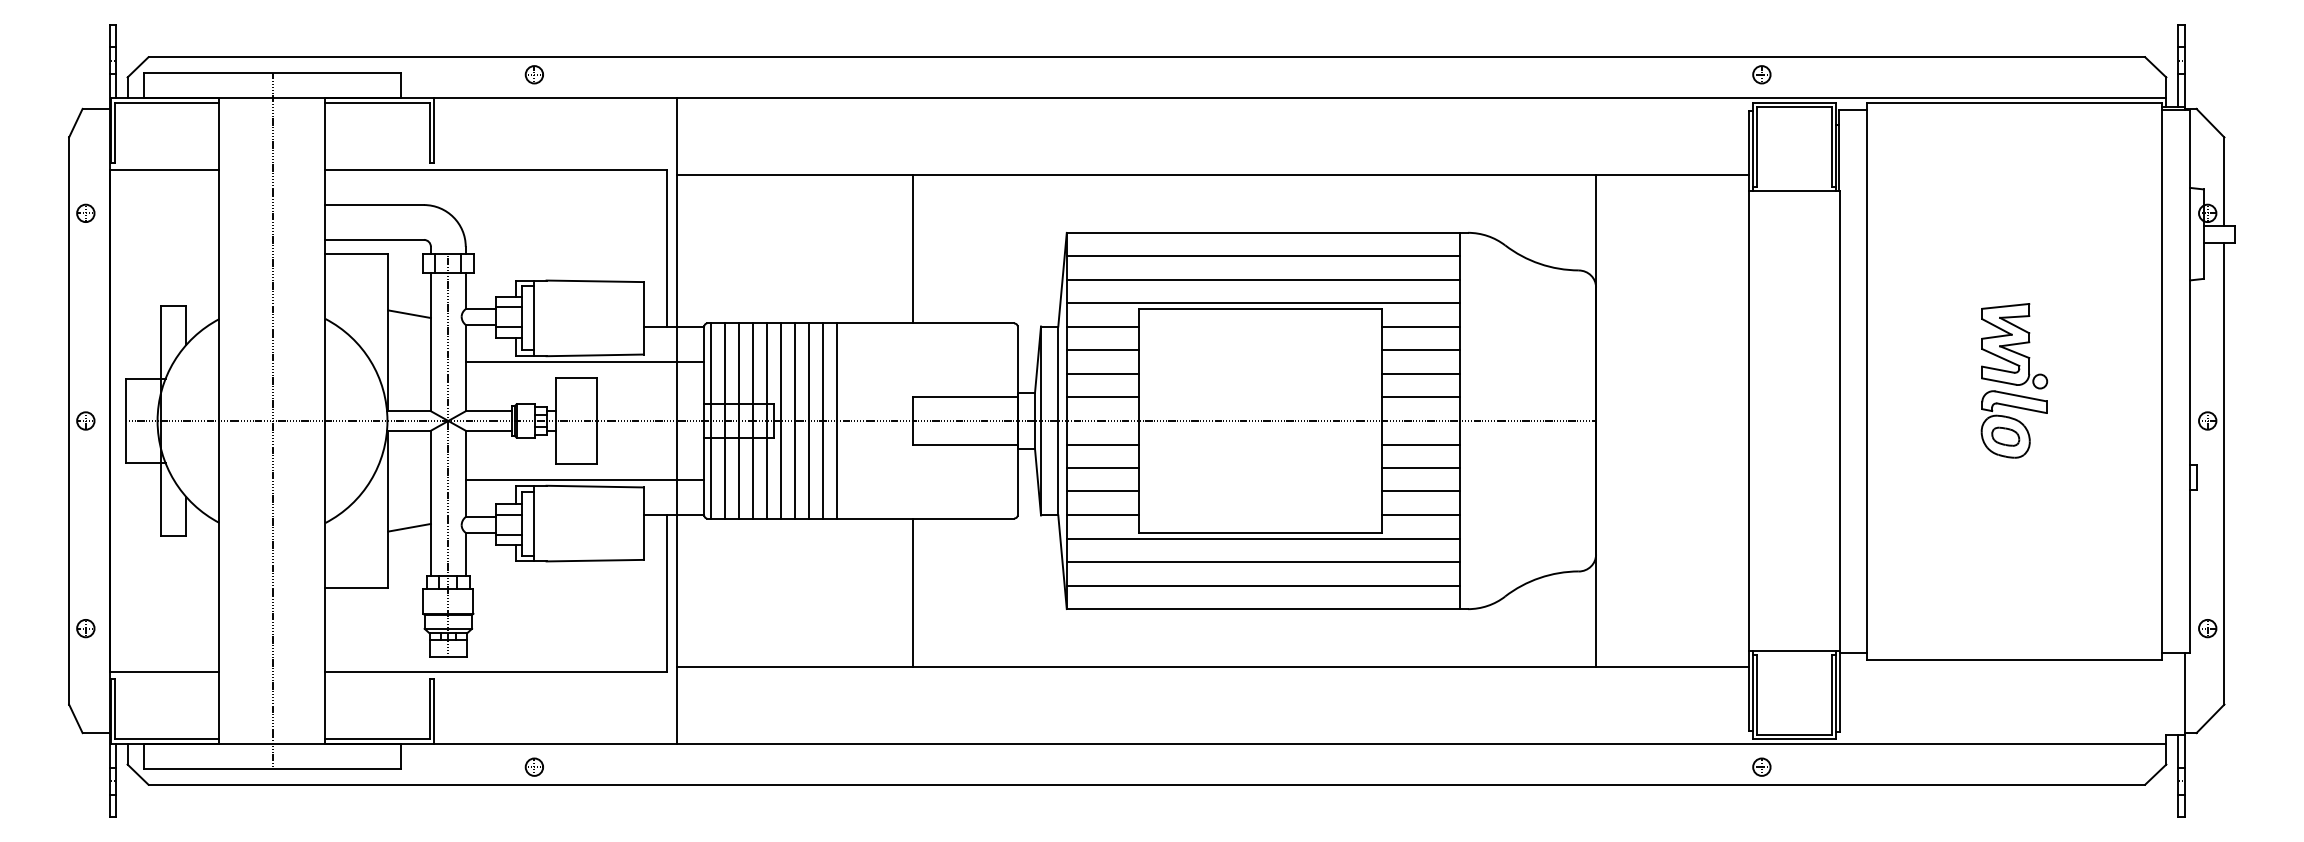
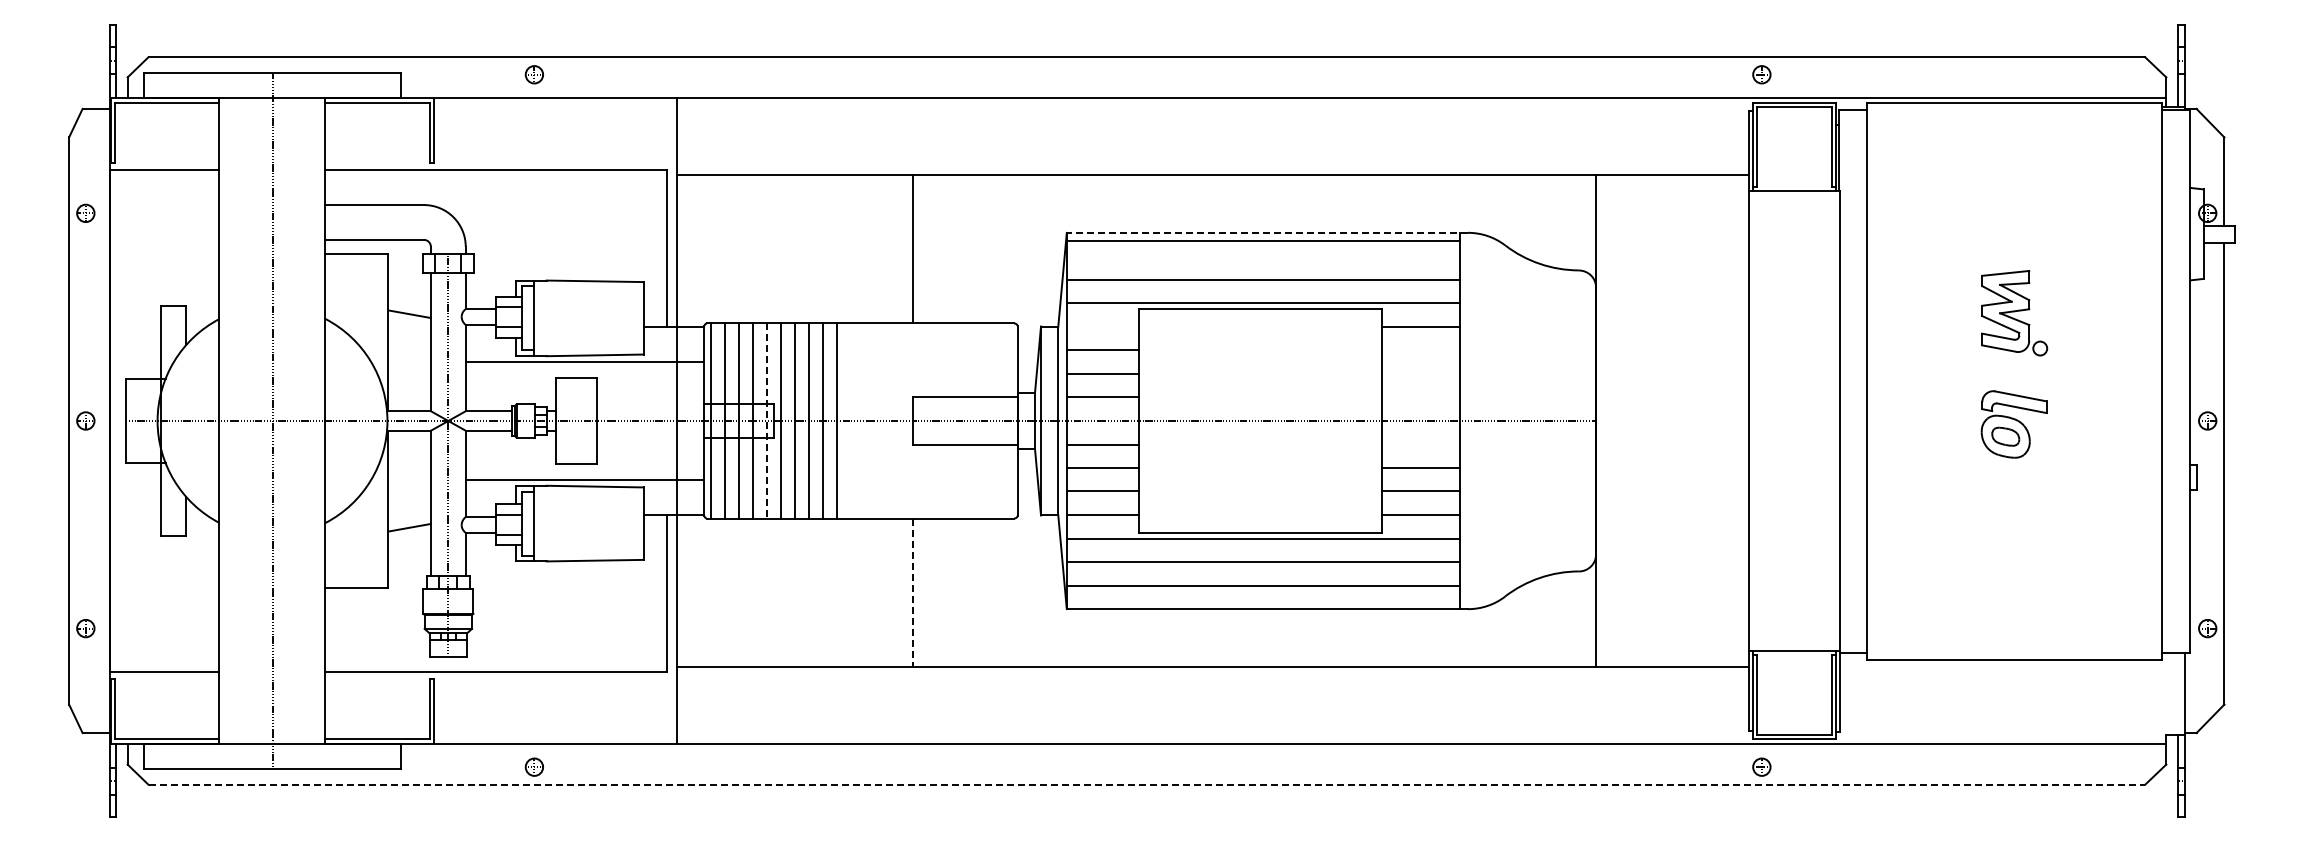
line: solid -> dashed (1267, 232)
line position: (1262, 256) -> (1262, 241) (1262, 241)
line: present -> none (1102, 326)
part position: (2014, 346) -> (2014, 313) (2014, 313)
line: present -> none (1420, 350)
line: present -> none (1420, 373)
line: present -> none (1420, 397)
line: solid -> dashed (767, 421)
line: present -> none (1420, 444)
line: solid -> dashed (913, 593)
line: solid -> dashed (1147, 784)
